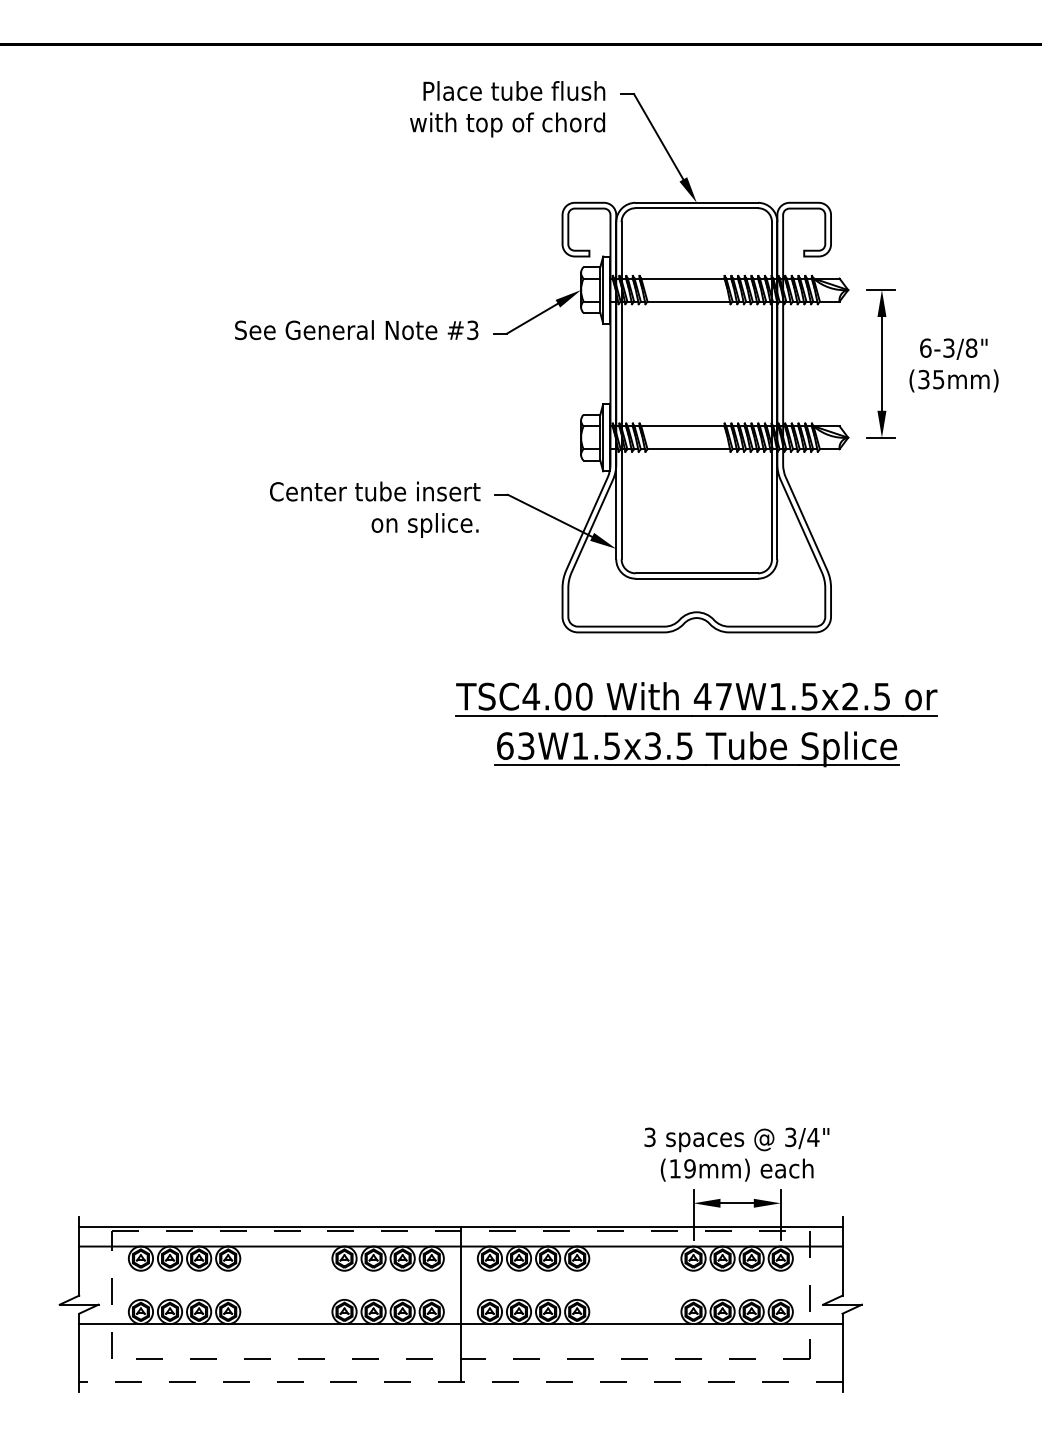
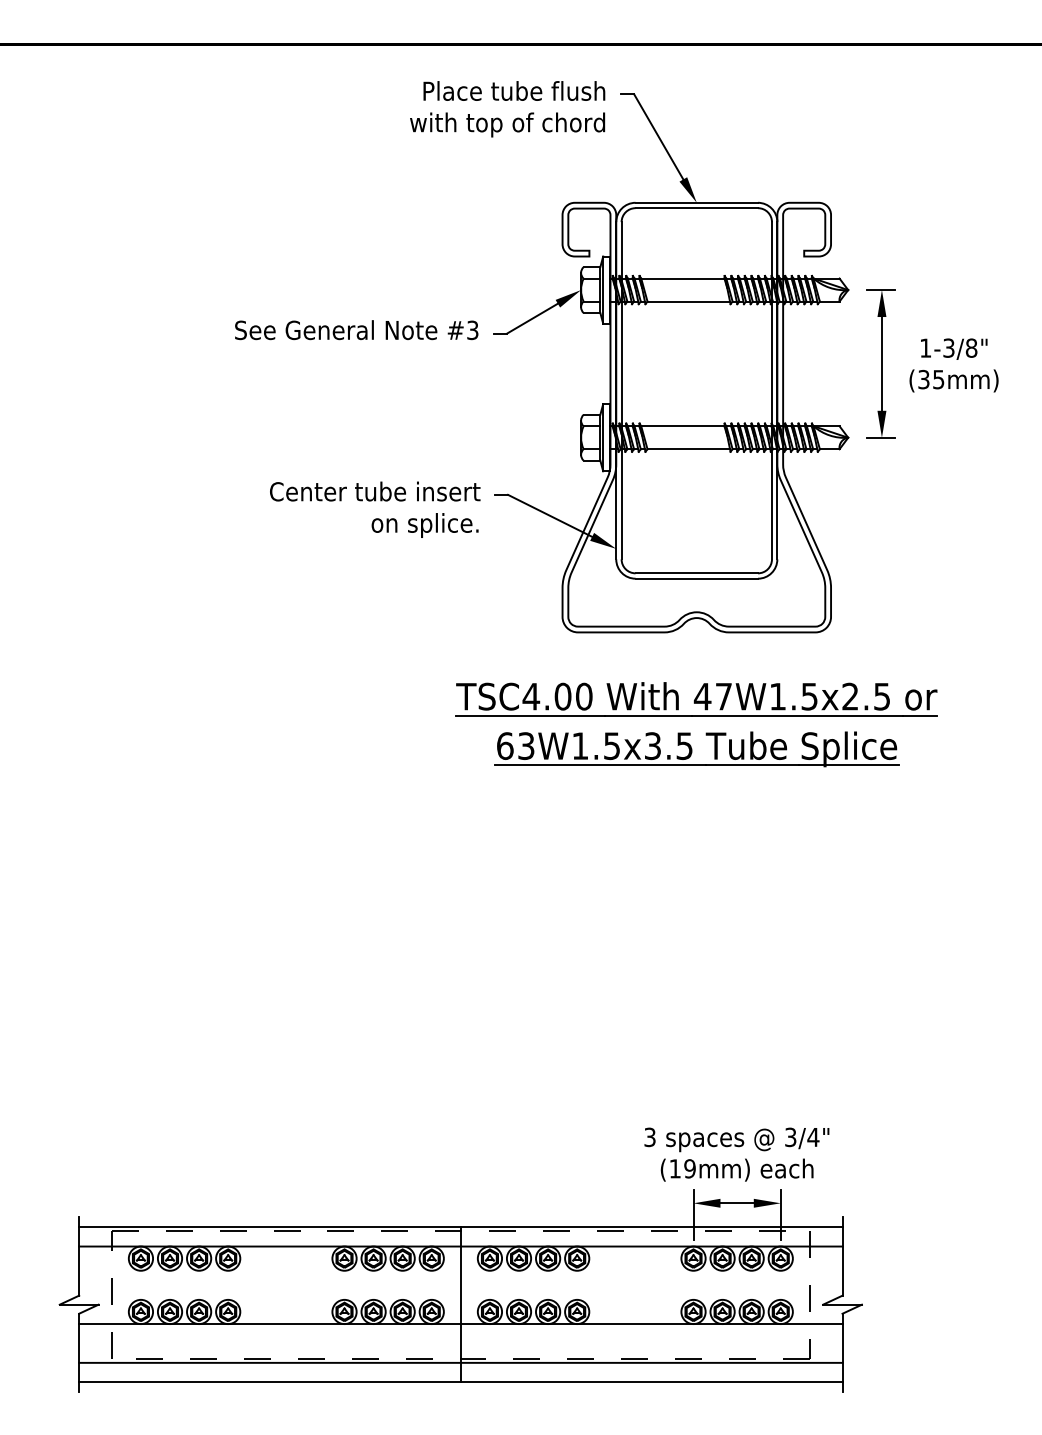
text: 6-3/8" -> 1-3/8" (925, 347)
line: none -> present (460, 1362)
line: dashed -> solid (460, 1382)
